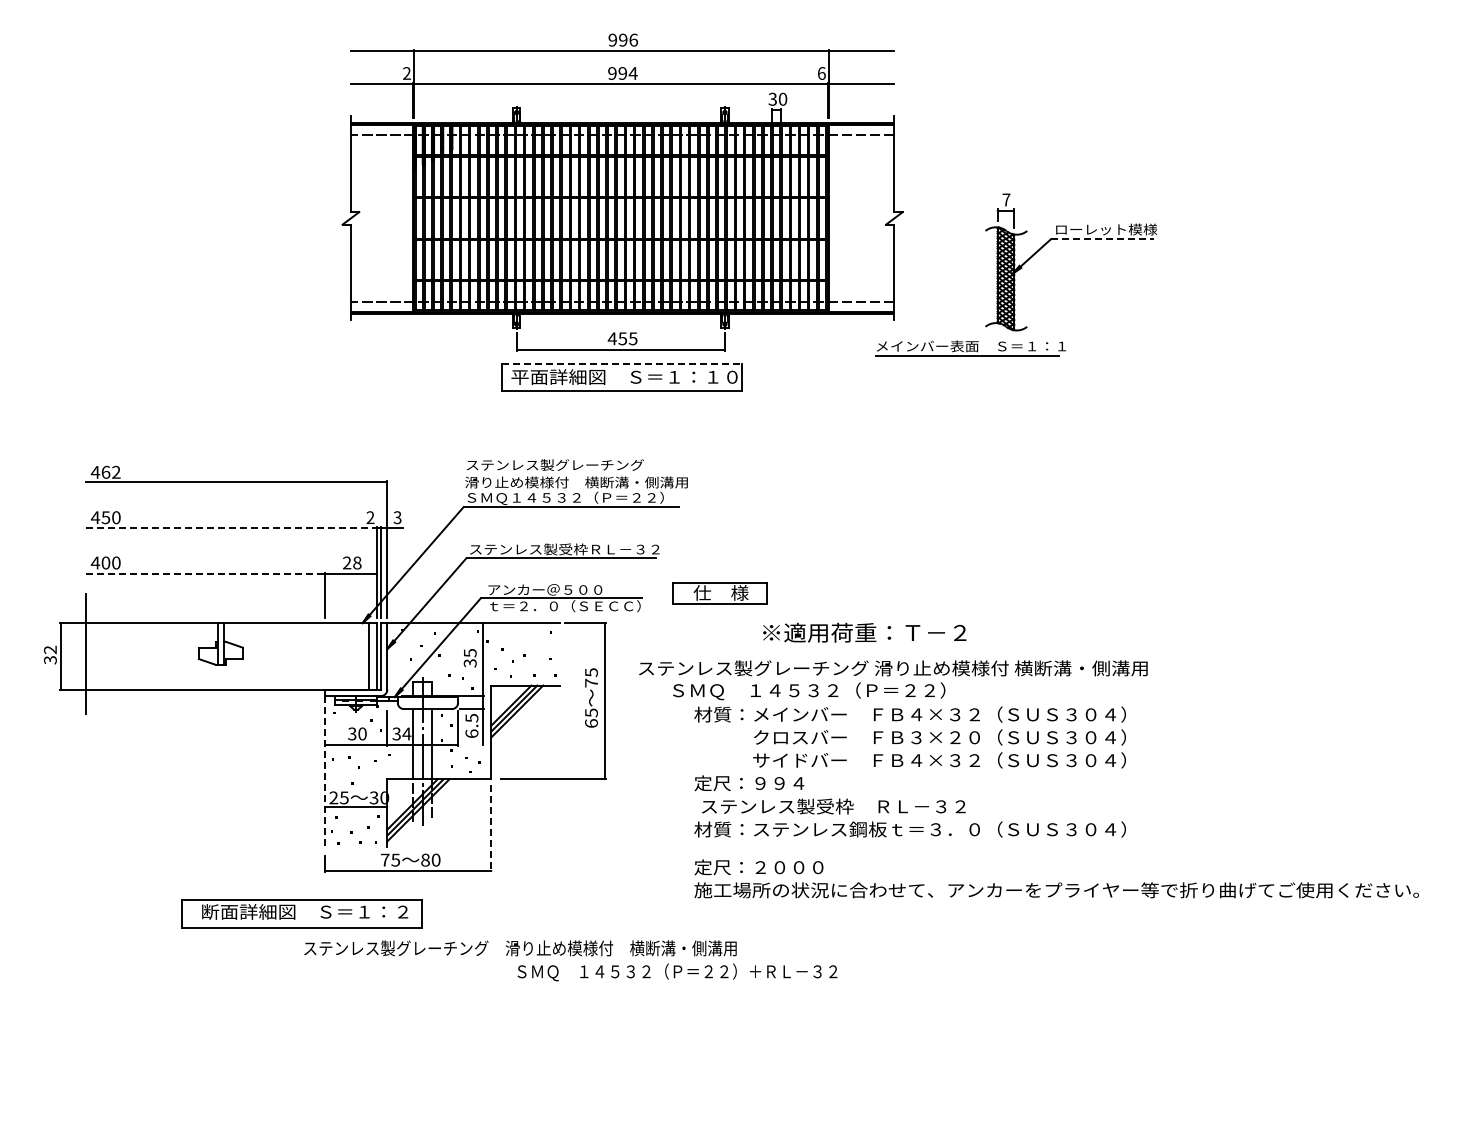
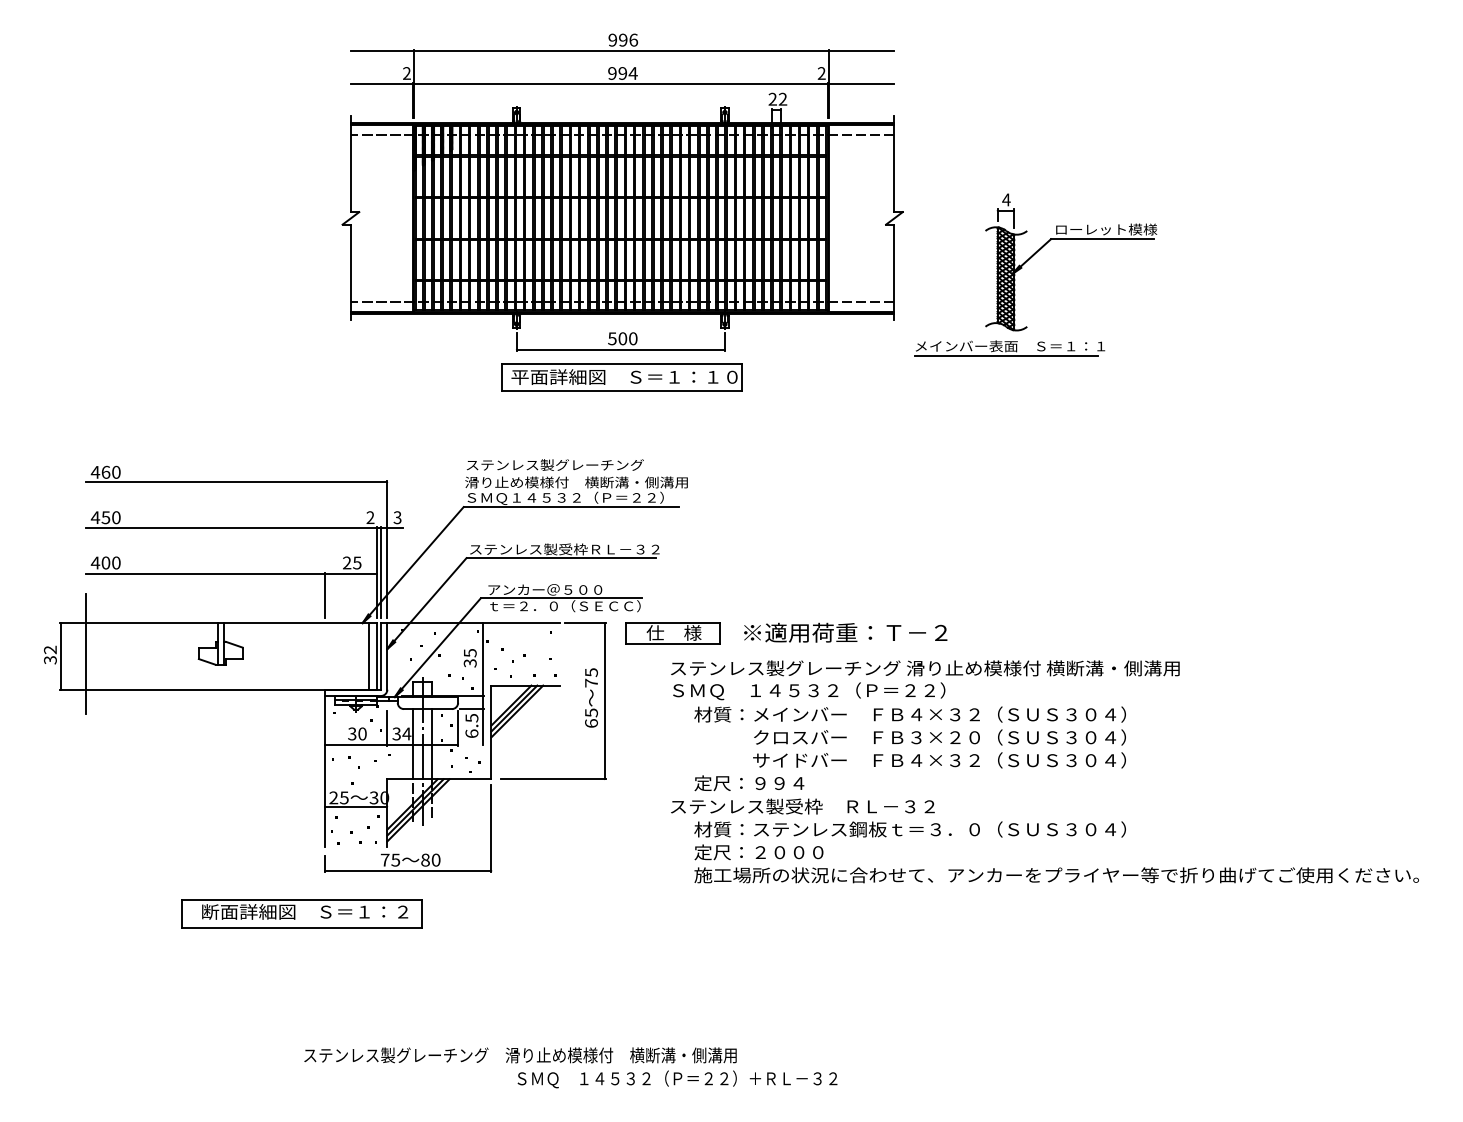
text: 6 -> 2 (821, 73)
text: 30 -> 22 (777, 98)
text: 7 -> 4 (1006, 199)
line: dashed -> solid (1102, 239)
text: 455 -> 500 (622, 338)
part position: (970, 348) -> (1009, 348) (1009, 348)
line: dashed -> solid (621, 364)
text: 462 -> 460 (116, 472)
line: dashed -> solid (232, 528)
text: 28 -> 25 (357, 562)
line: dashed -> solid (206, 573)
part position: (719, 593) -> (672, 633) (672, 633)
text position: (864, 632) -> (845, 632) (845, 632)
text position: (893, 668) -> (925, 668) (925, 668)
line: dashed -> solid (324, 771)
text position: (833, 806) -> (802, 806) (802, 806)
line: dashed -> solid (491, 828)
text position: (1056, 878) -> (1056, 863) (1056, 863)
text position: (570, 960) -> (570, 1067) (570, 1067)
